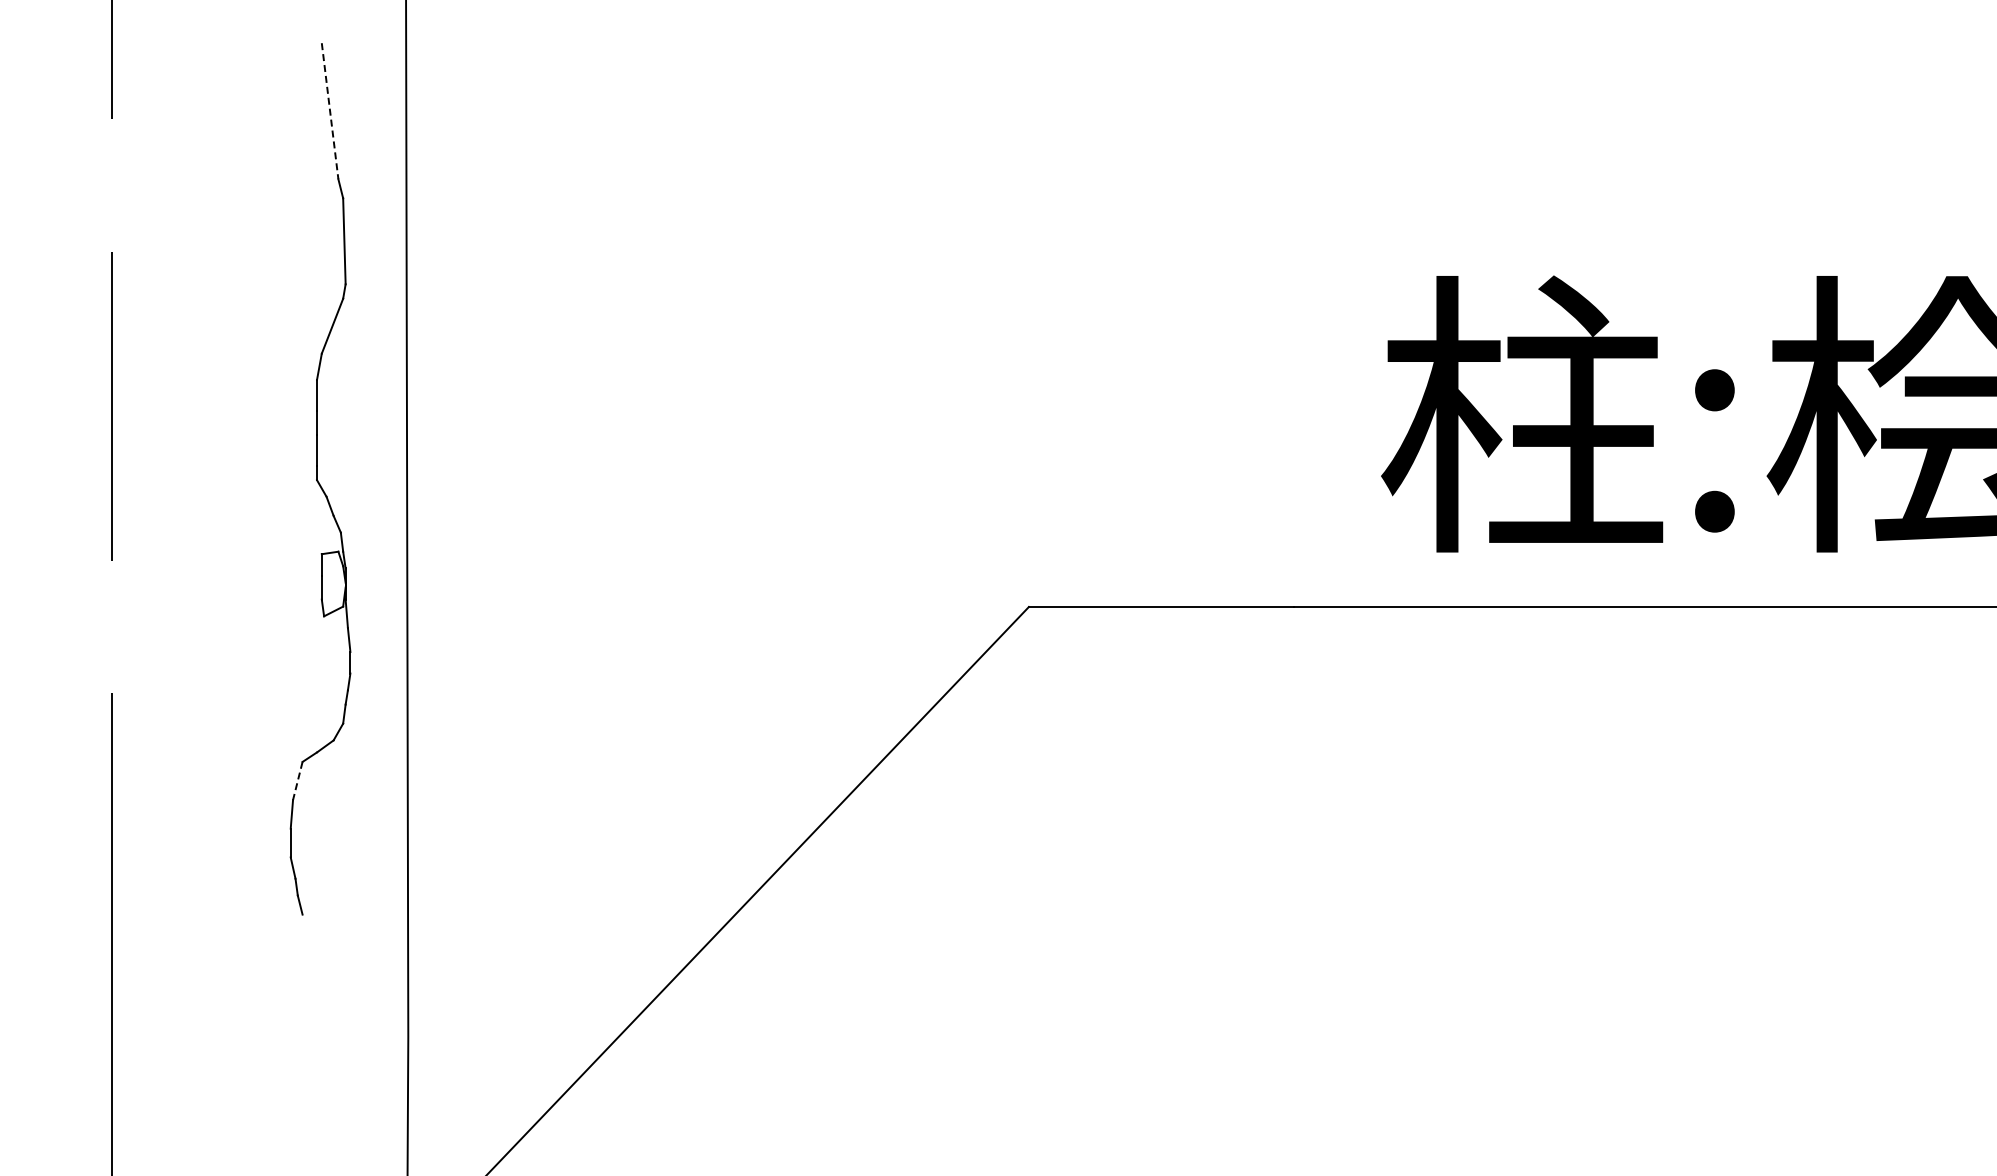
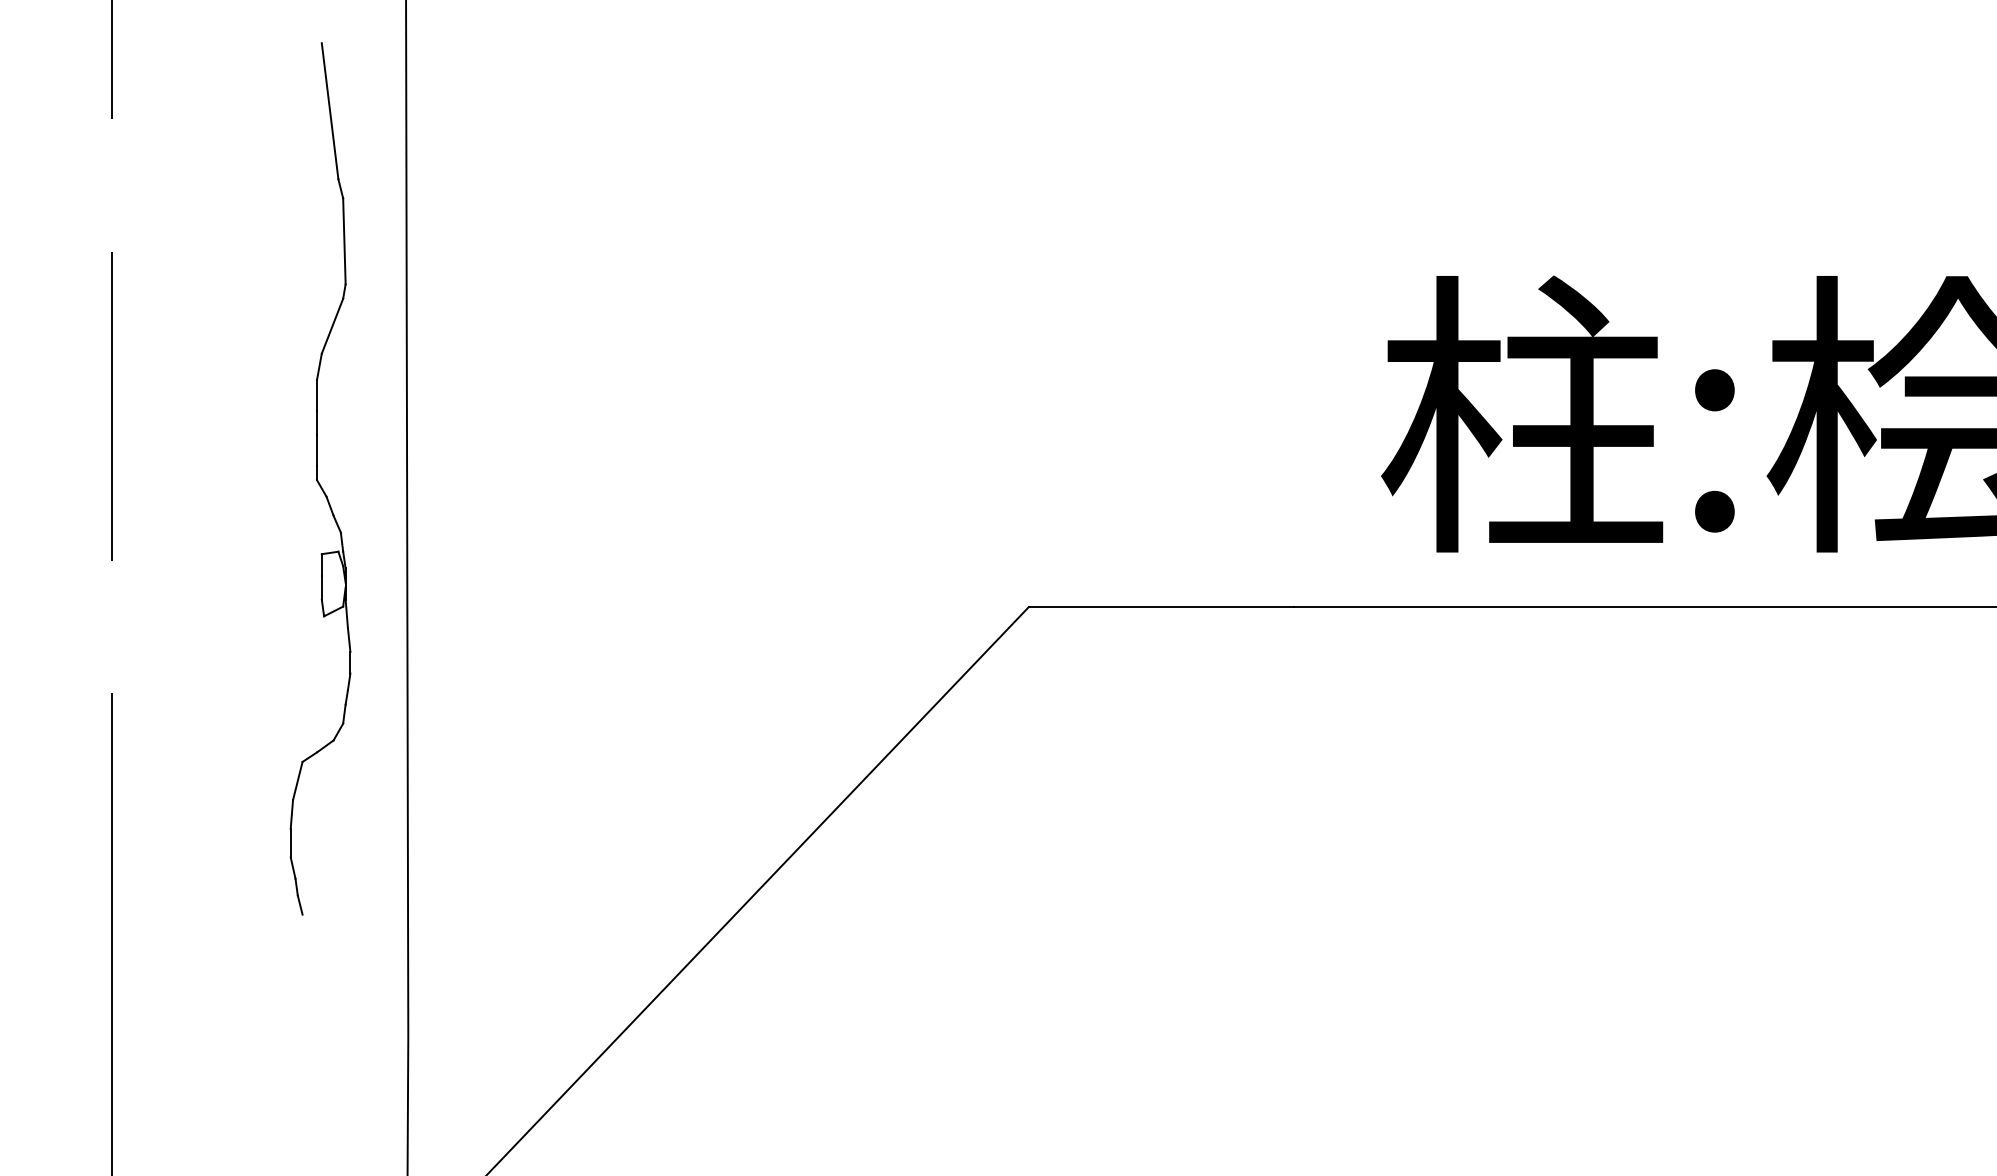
line: dashed -> solid (330, 111)
line: dashed -> solid (297, 781)
